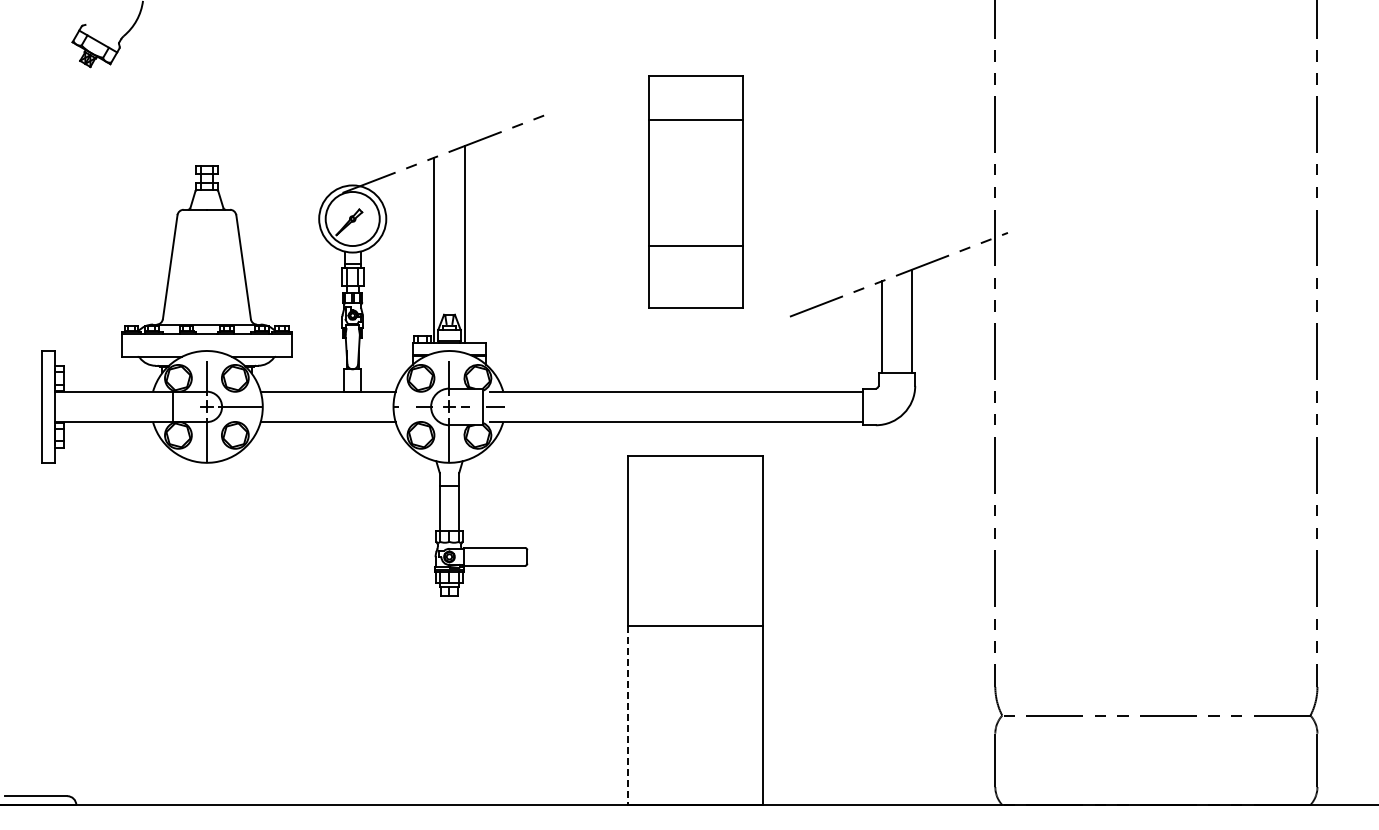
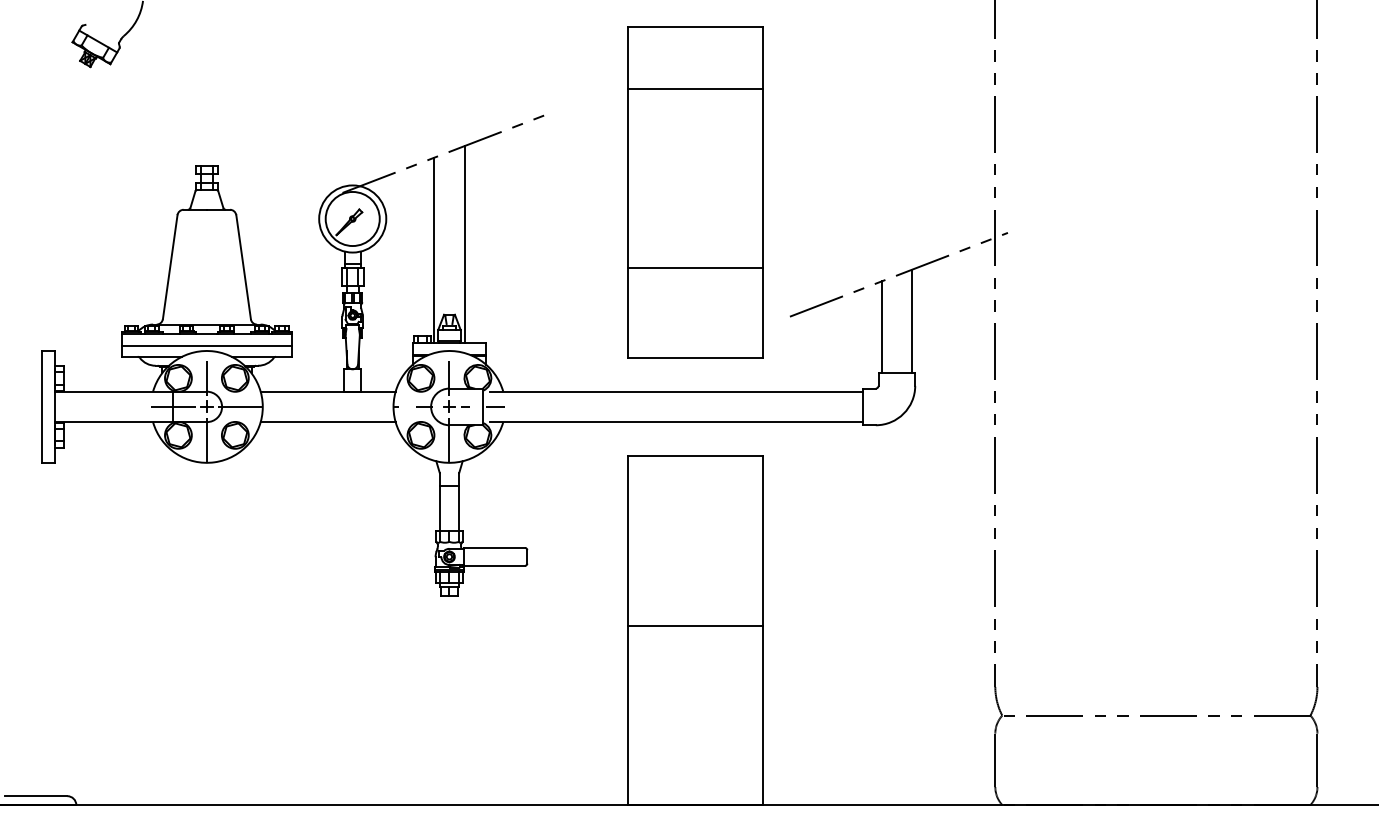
part size: 96x234 px -> 137x333 px (695, 192)
line: none -> present (206, 346)
line: none -> present (172, 406)
line: dashed -> solid (628, 716)
